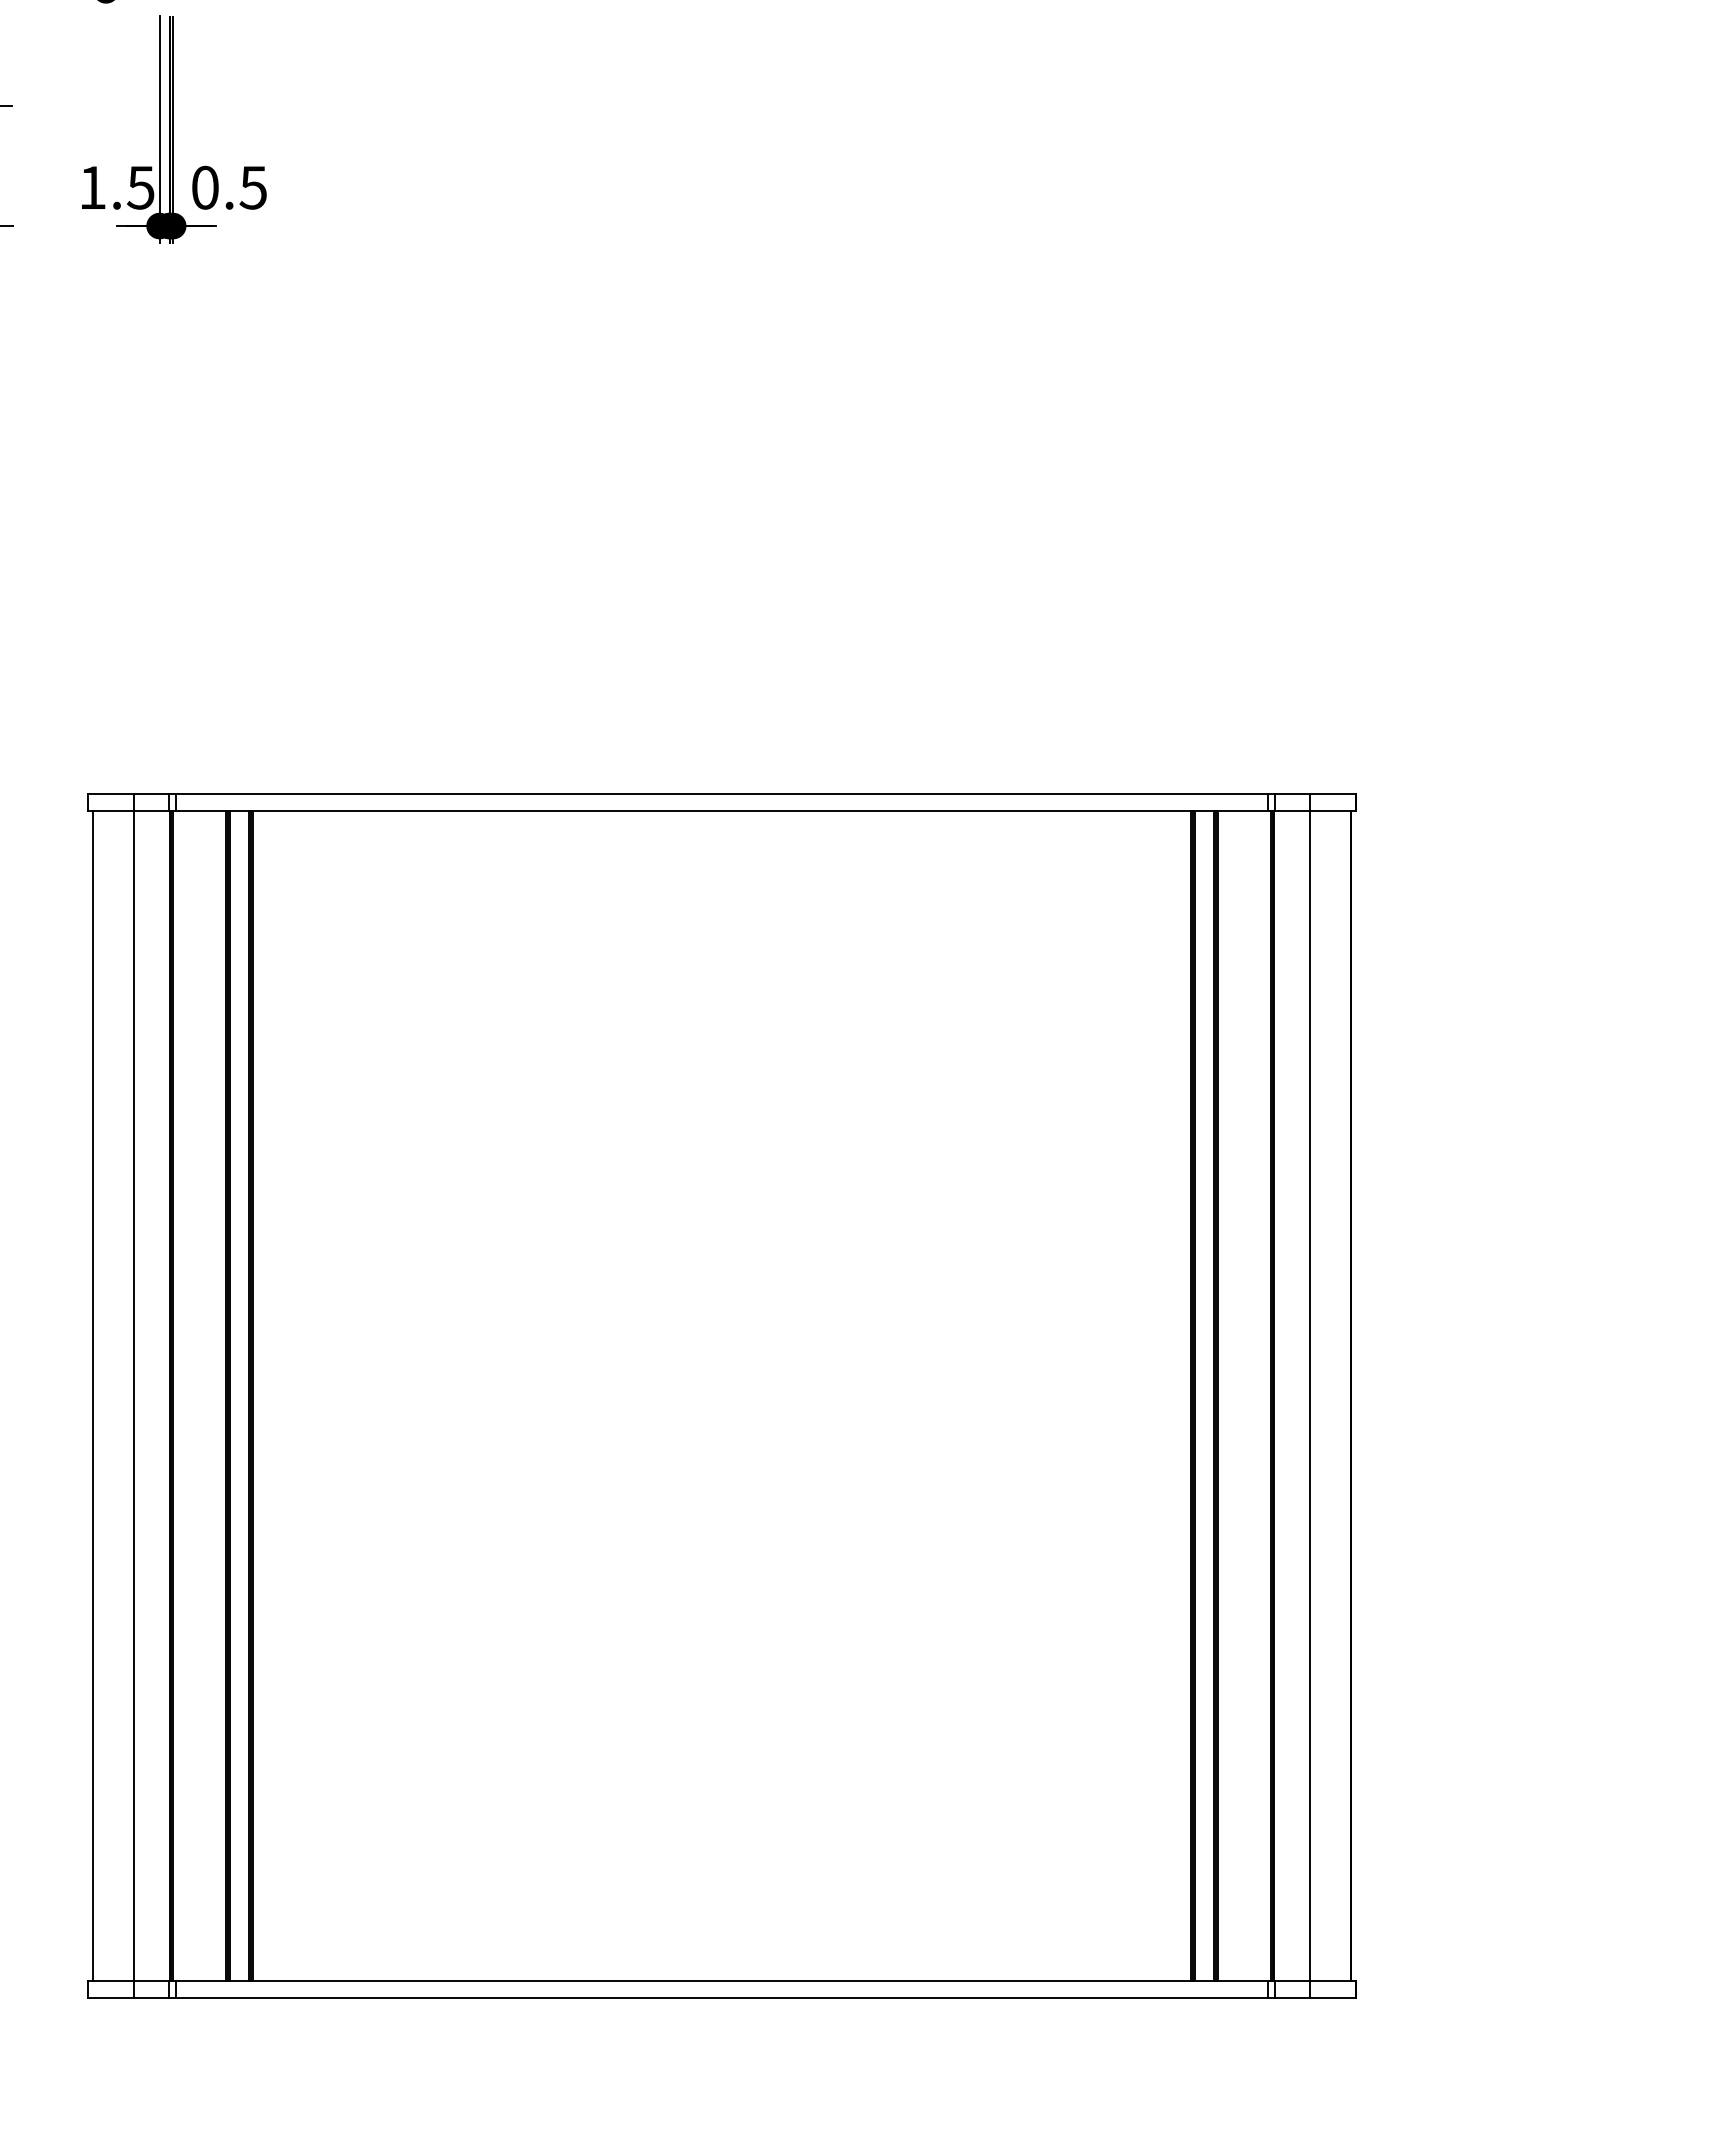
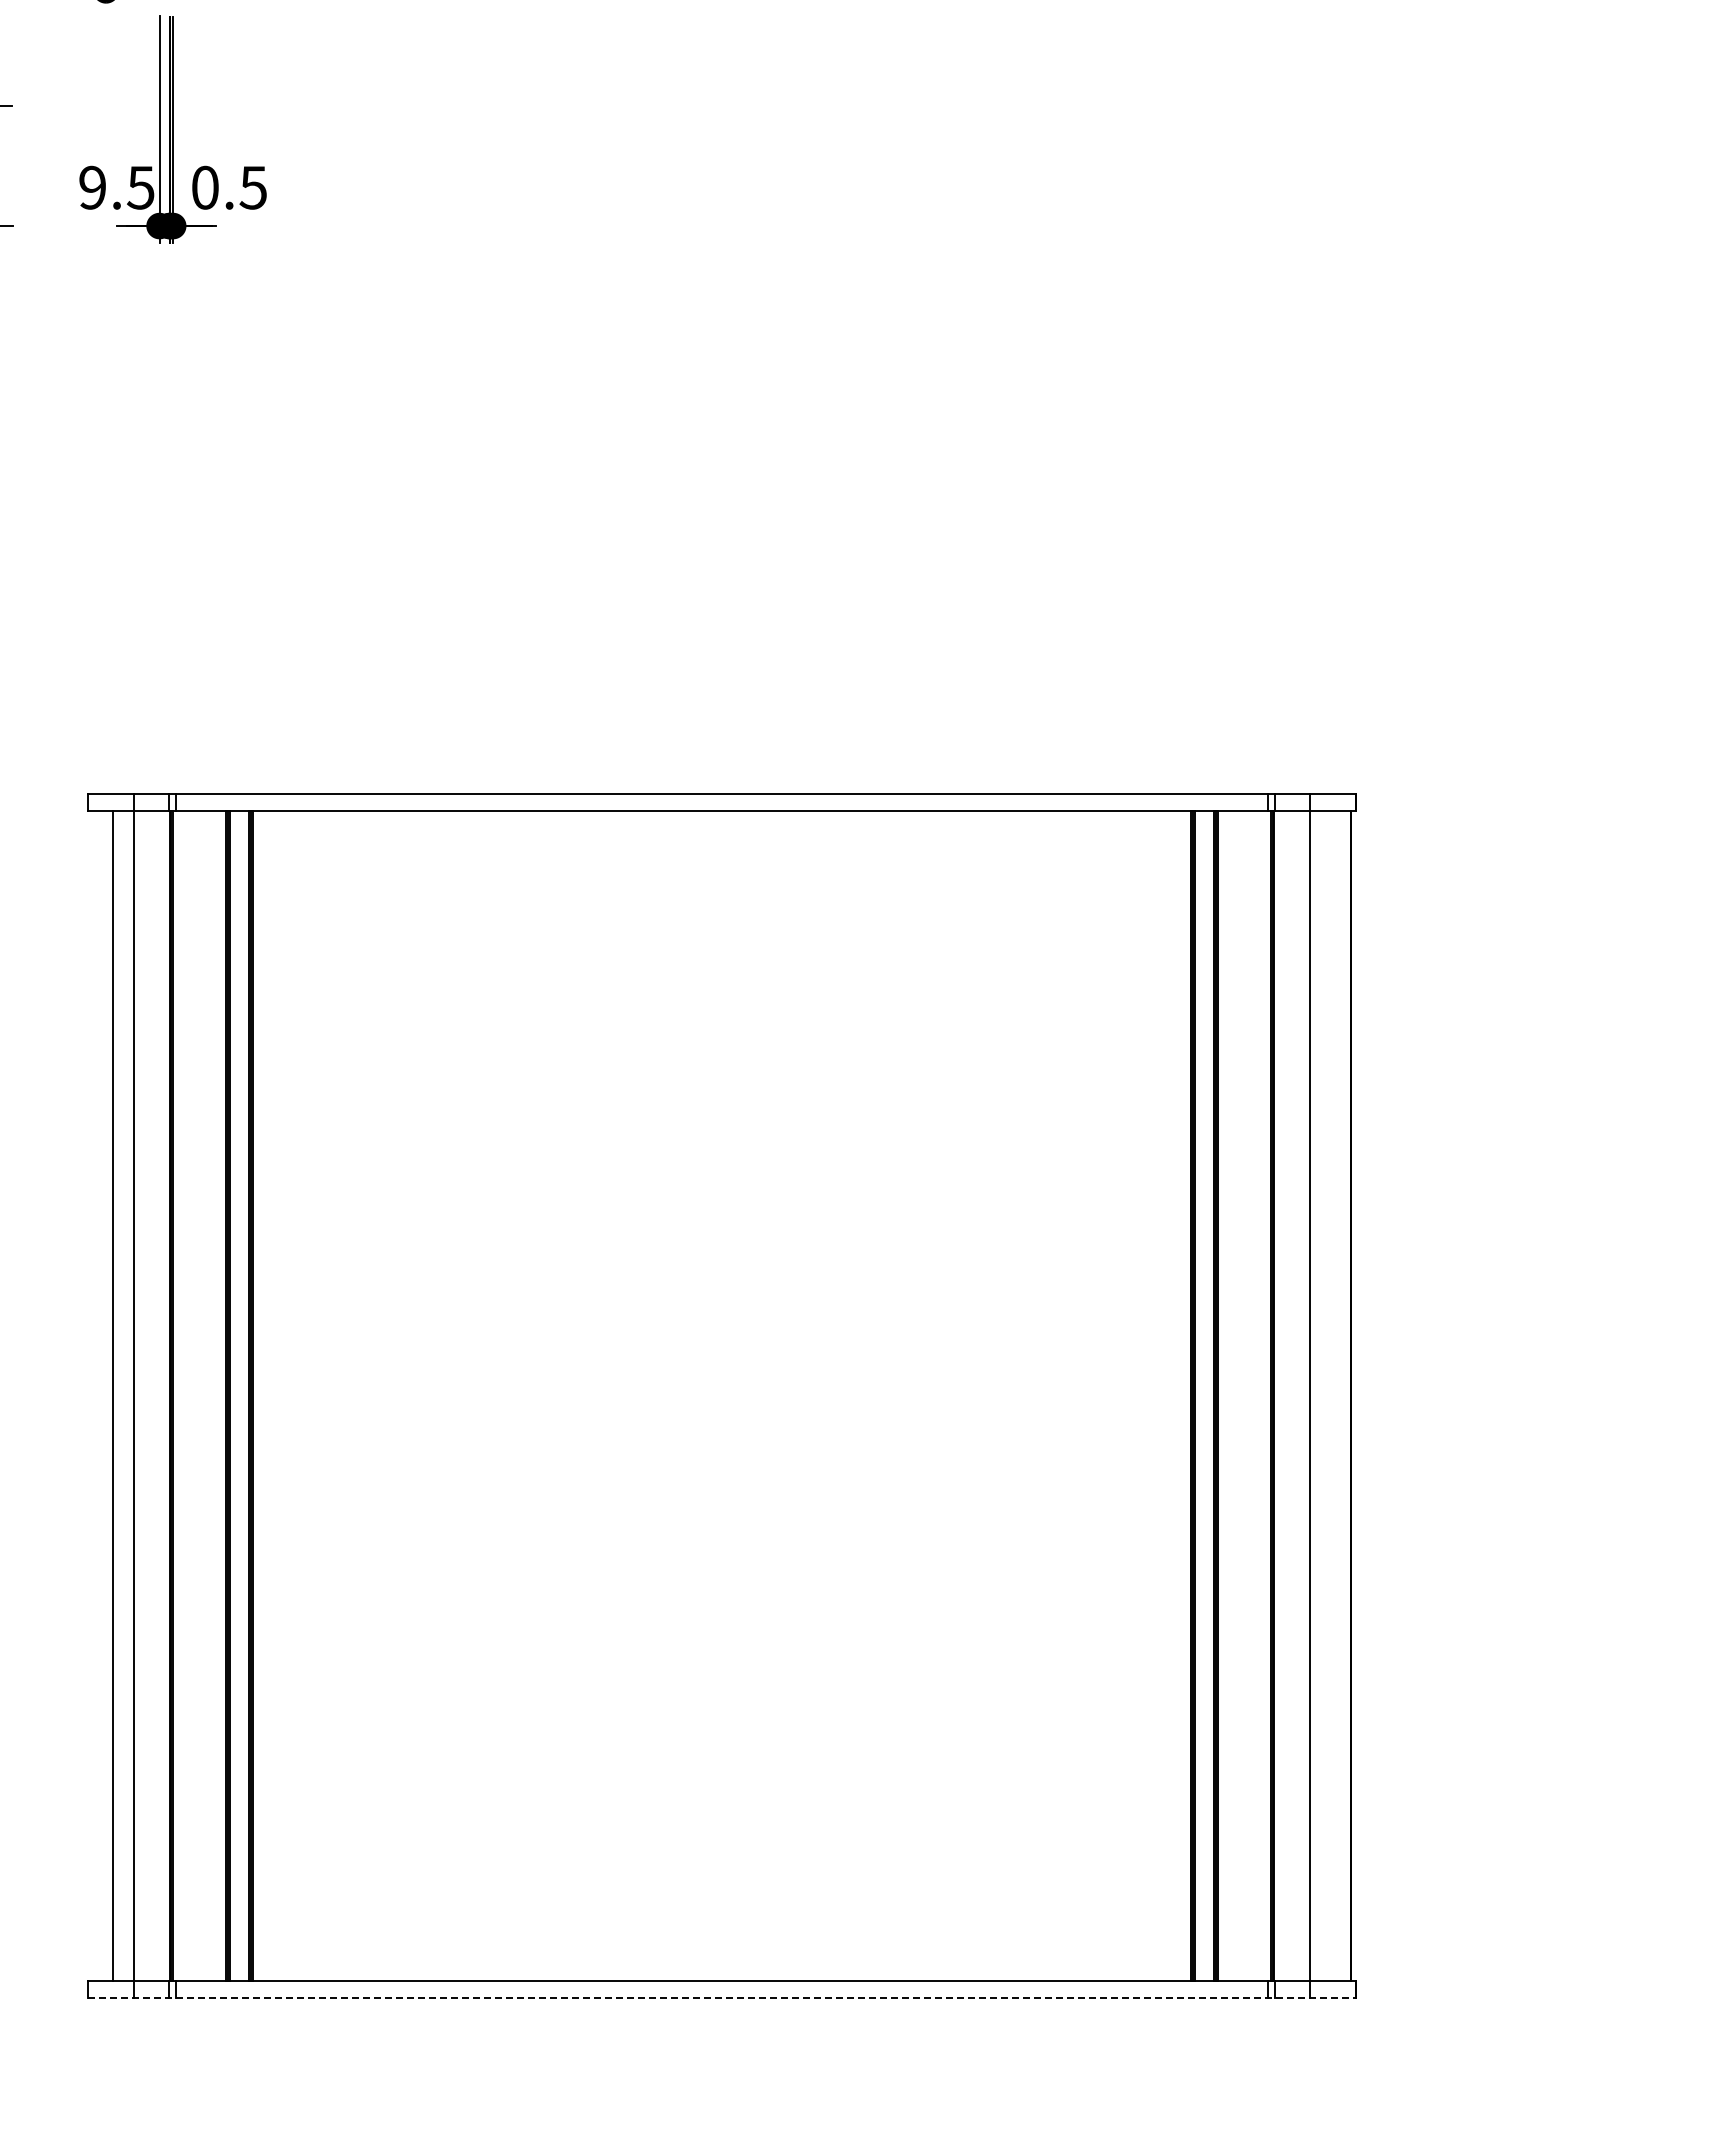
text: 1.5 -> 9.5 (92, 187)
line position: (93, 1395) -> (113, 1395) (113, 1395)
line: solid -> dashed (721, 1997)
